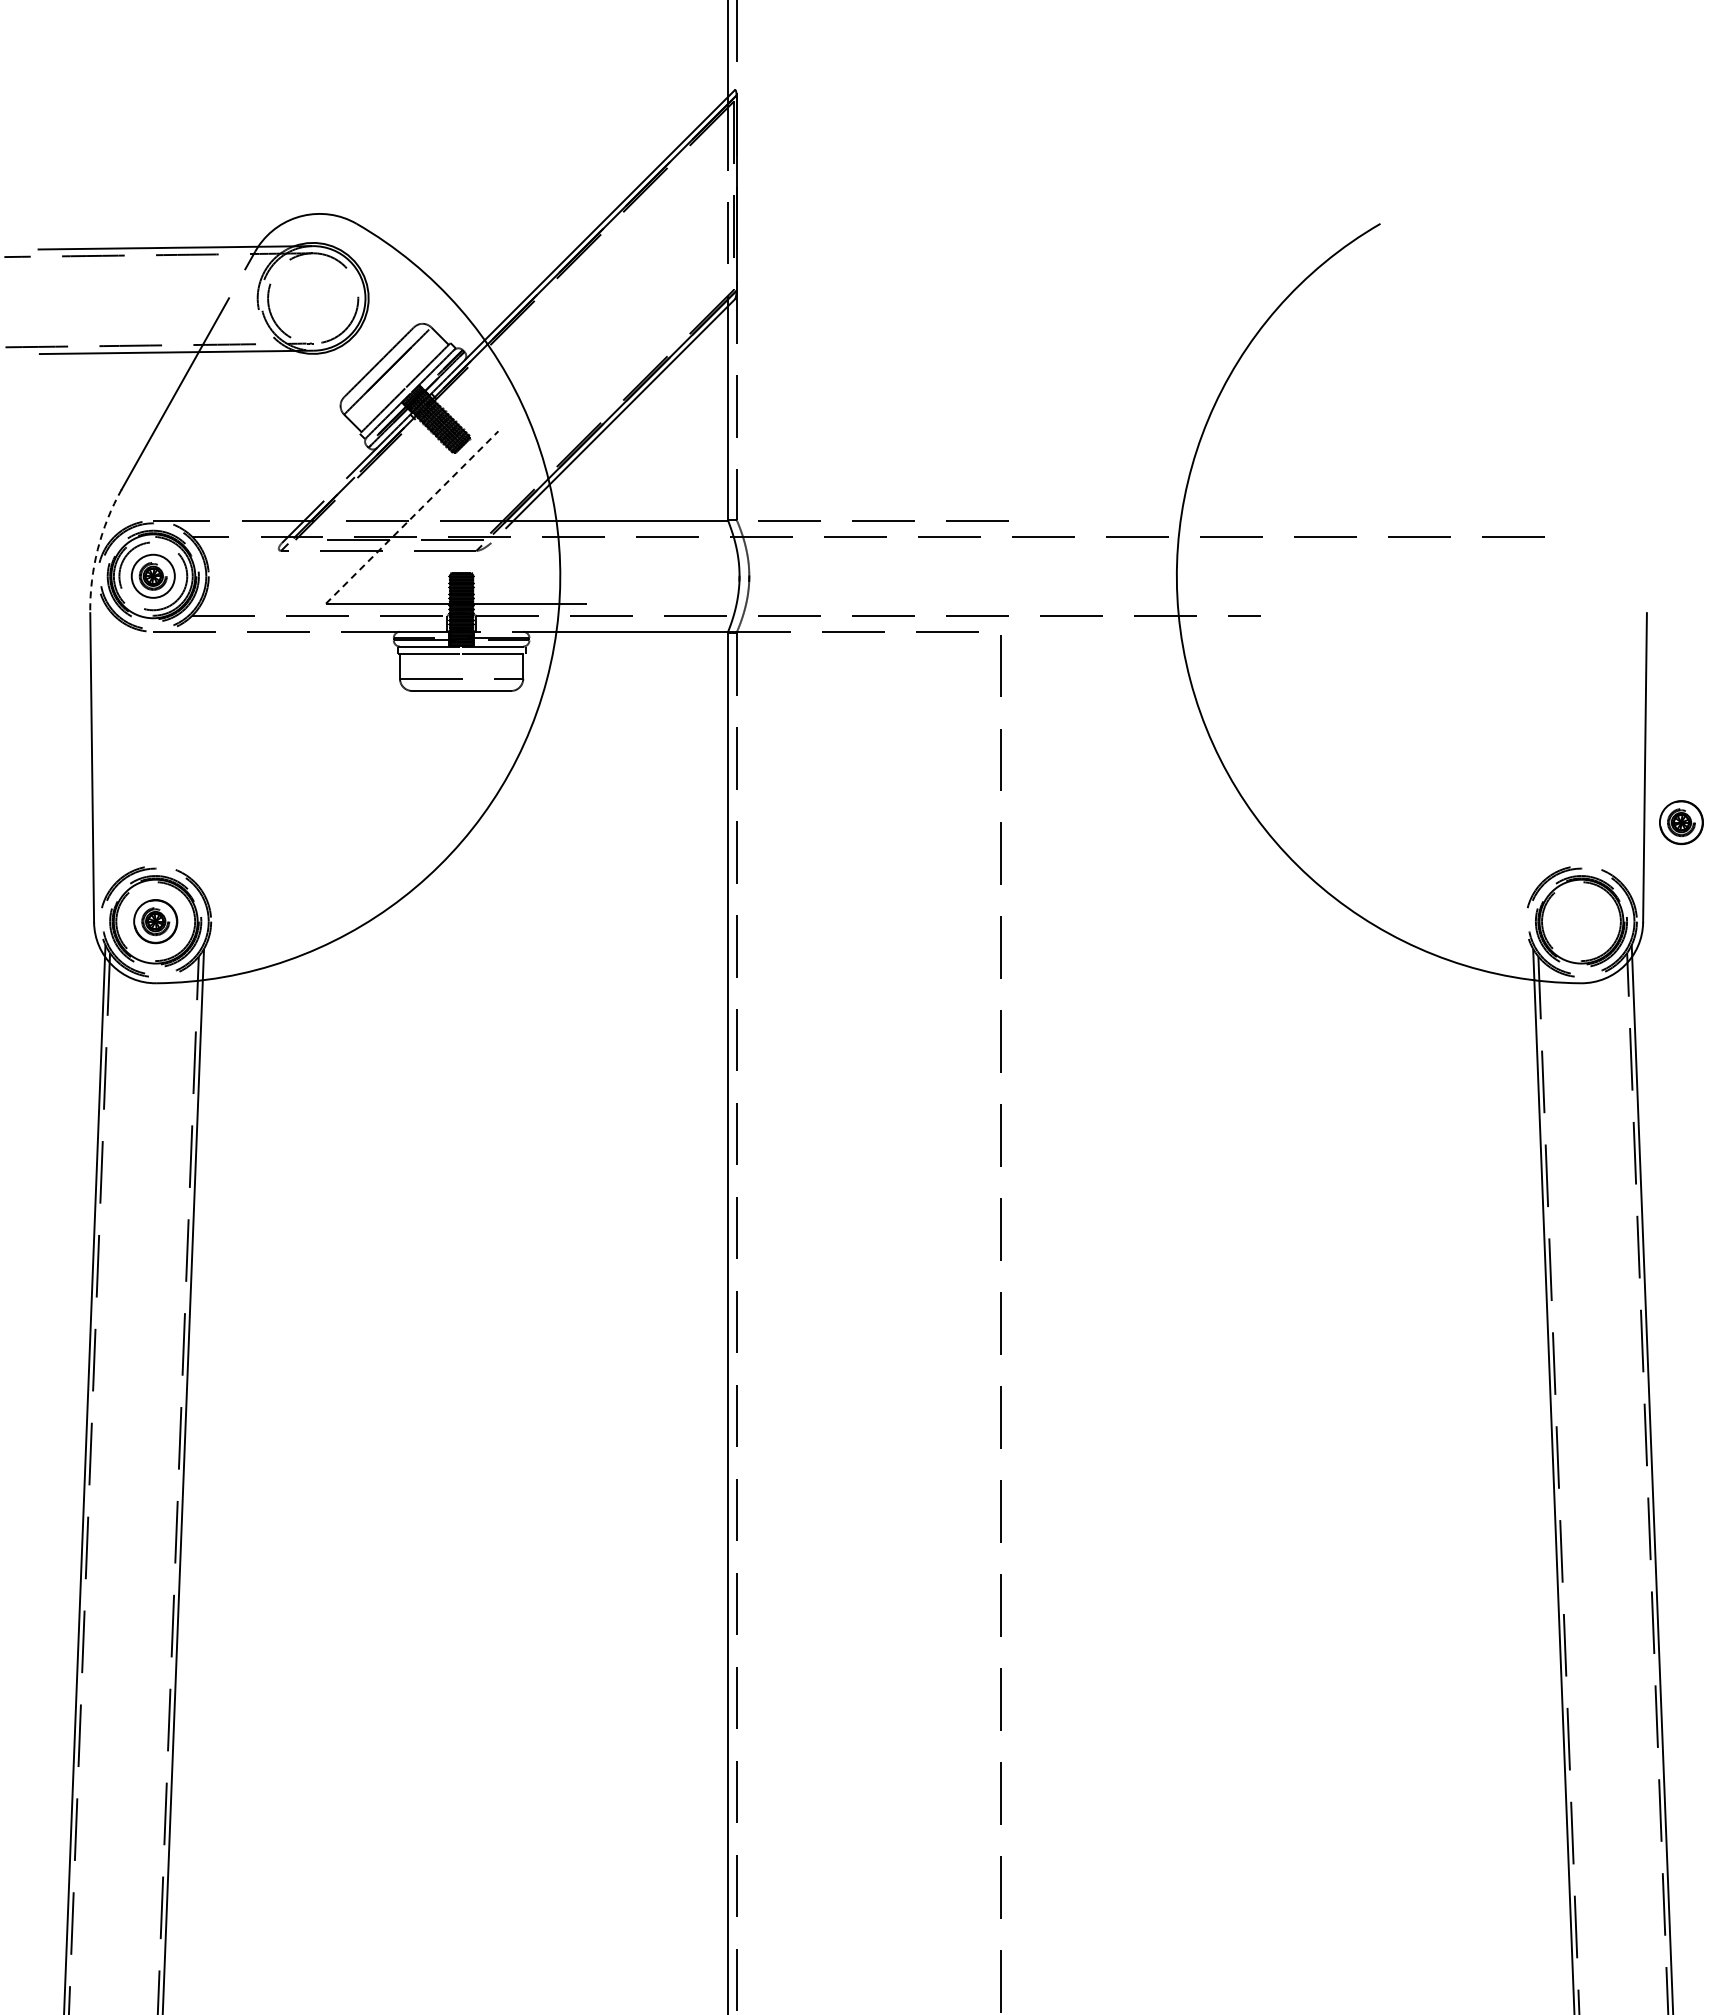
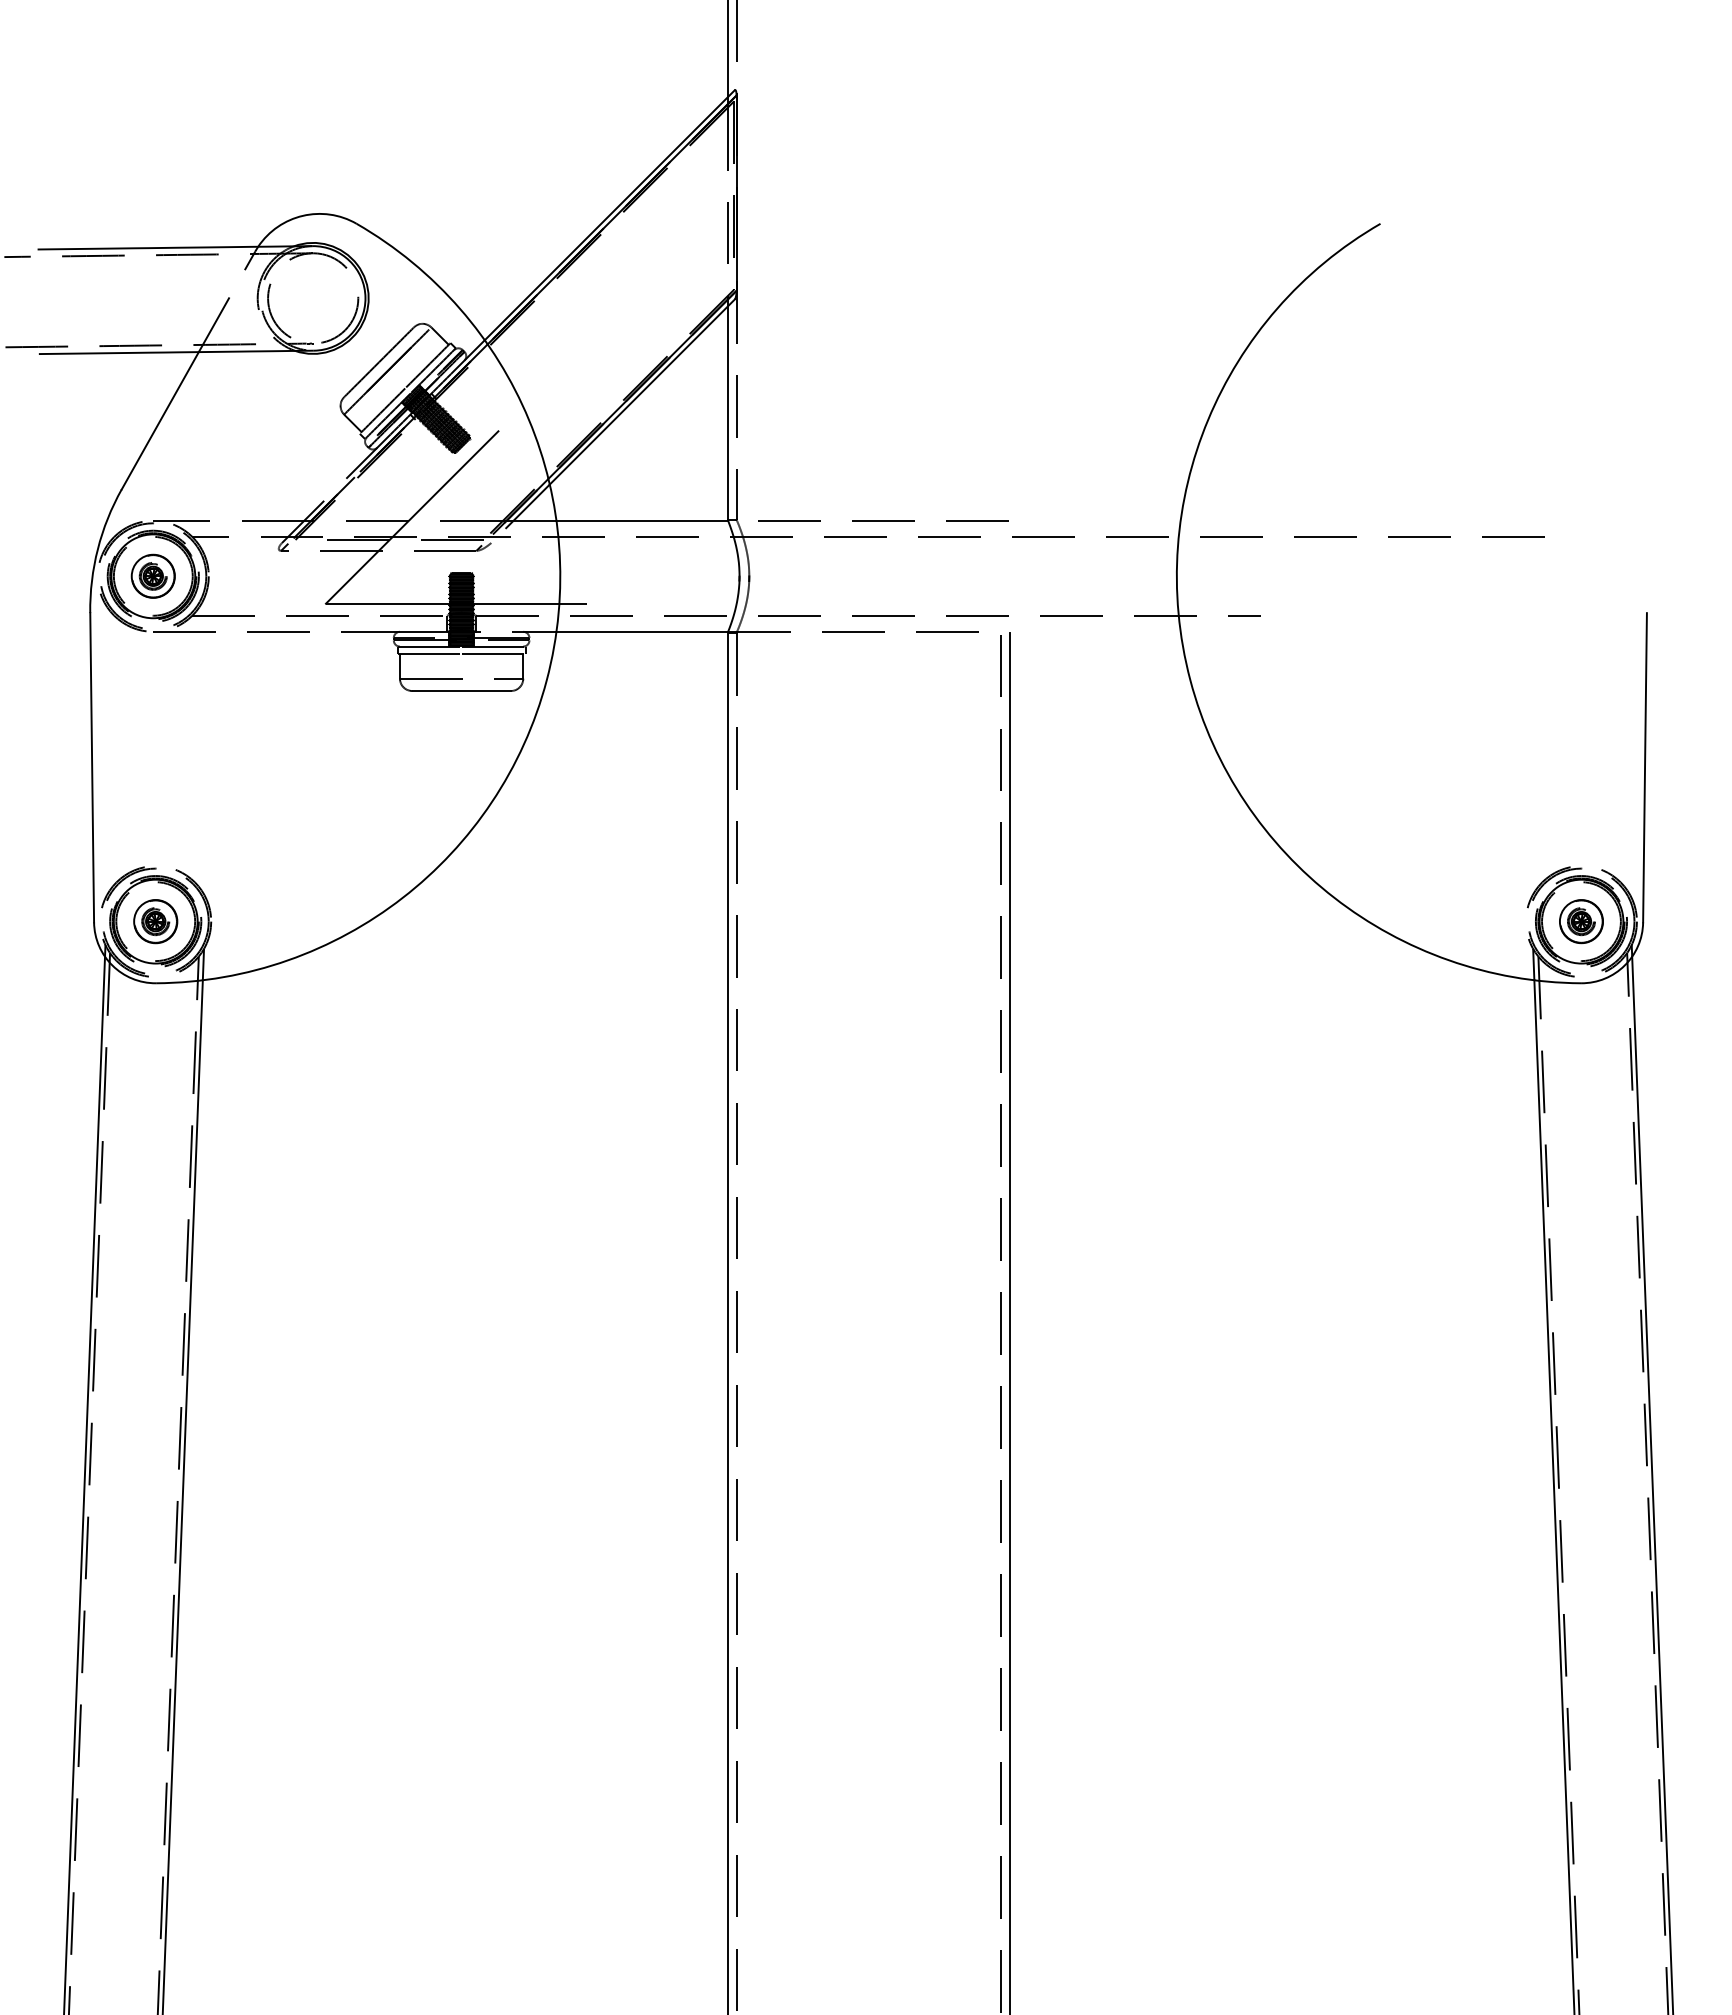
line: dashed -> solid (412, 517)
arc: dashed -> solid (97, 549)
circle diameter: 68 px -> 42 px (153, 576)
part position: (1681, 822) -> (1581, 921) (1581, 921)
line: none -> present (1009, 1321)
